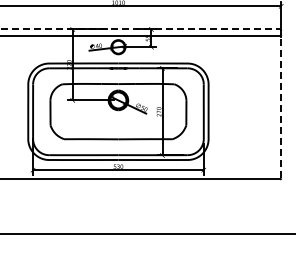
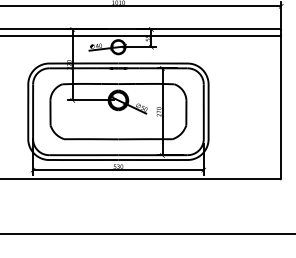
line: dashed -> solid (140, 29)
line: dashed -> solid (281, 107)
